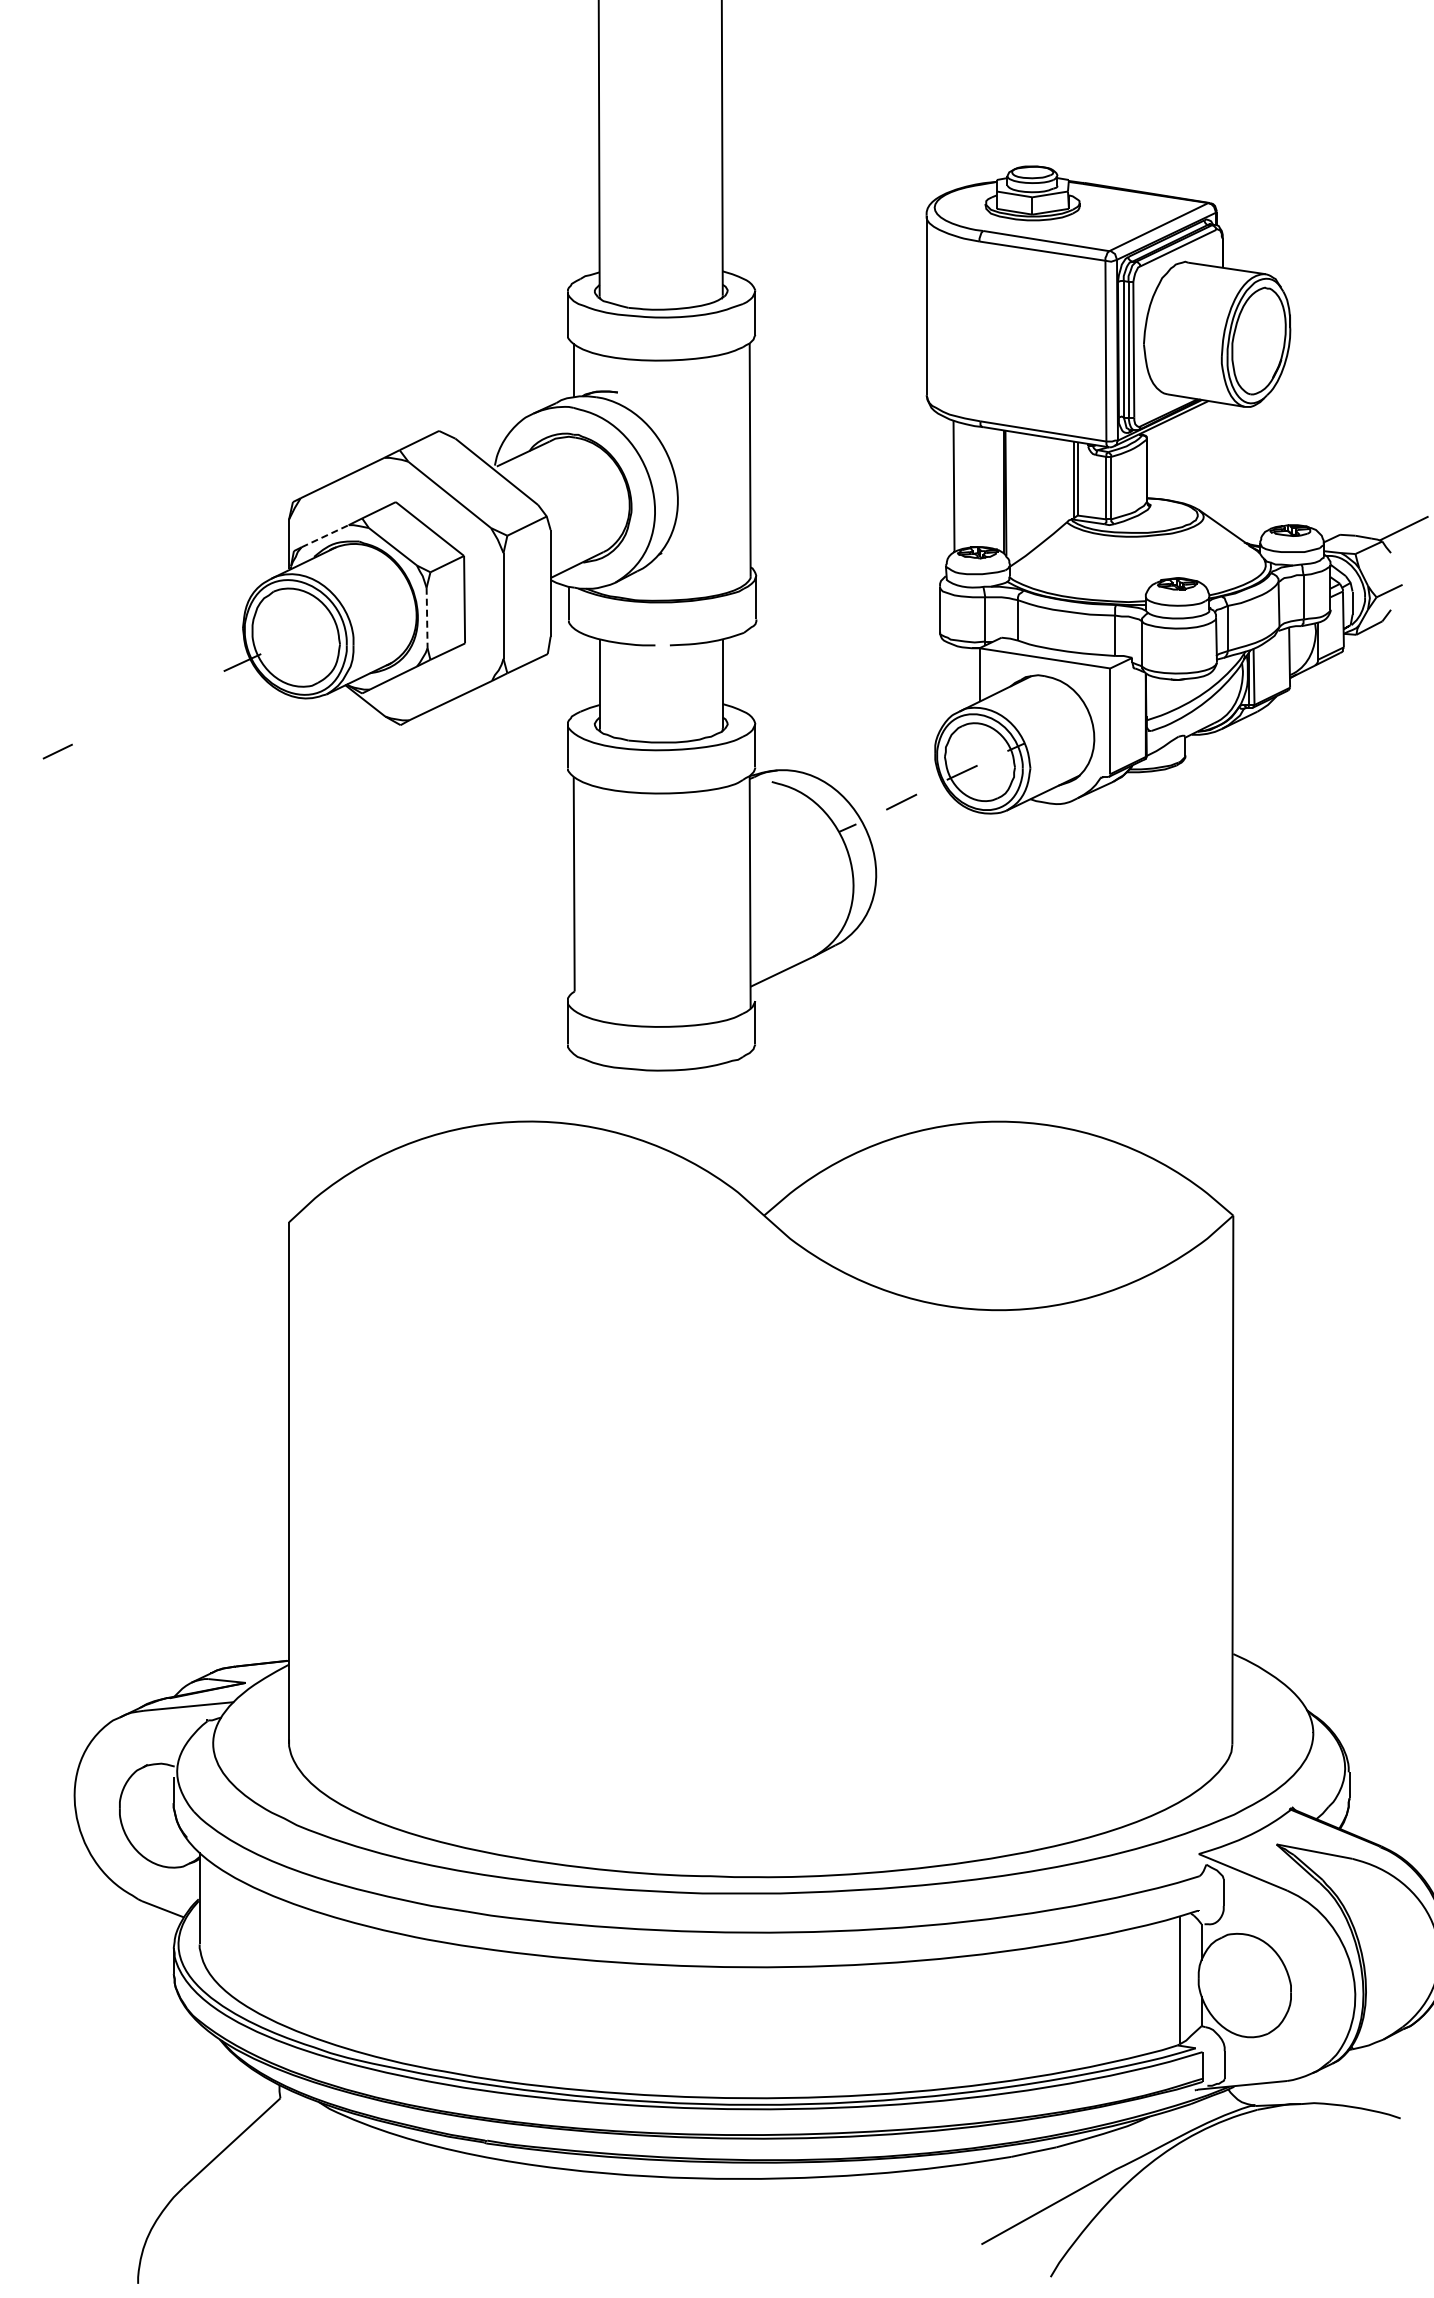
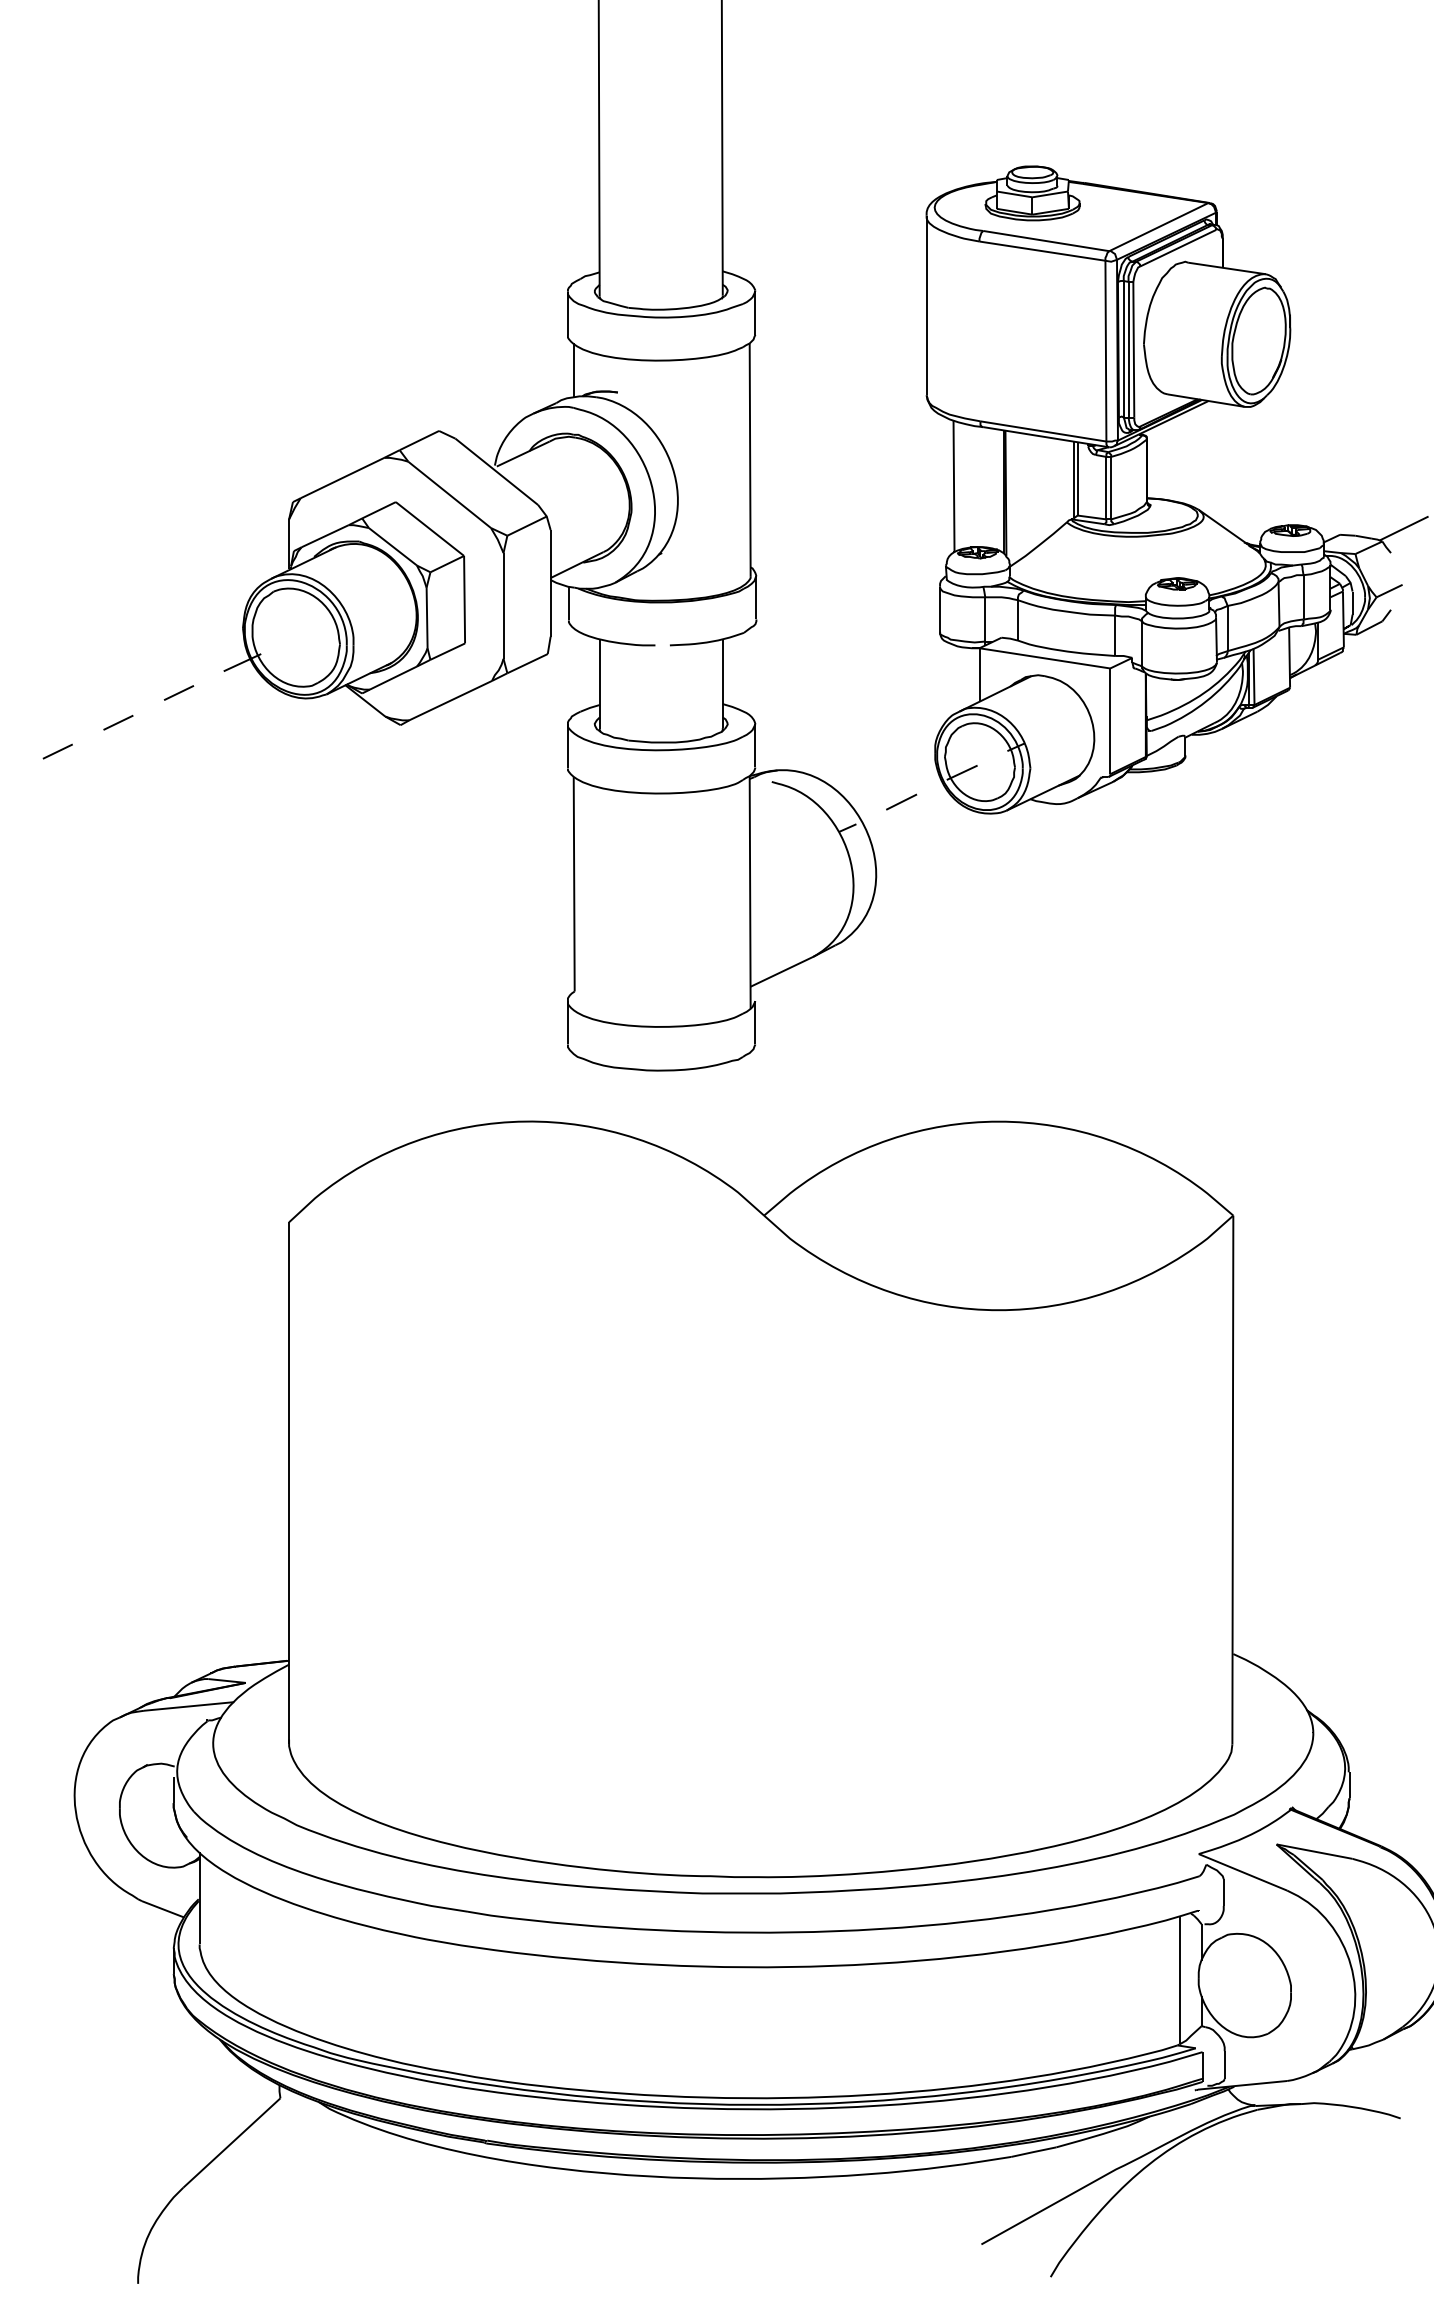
line: dashed -> solid (325, 536)
line: dashed -> solid (427, 618)
line: none -> present (179, 692)
line: none -> present (118, 722)
